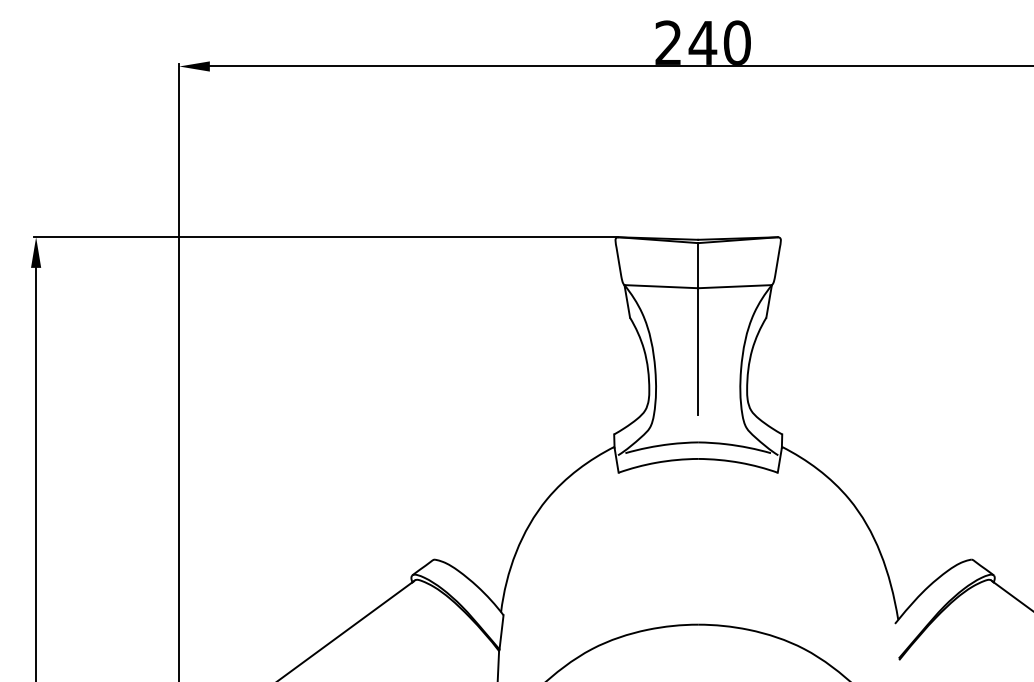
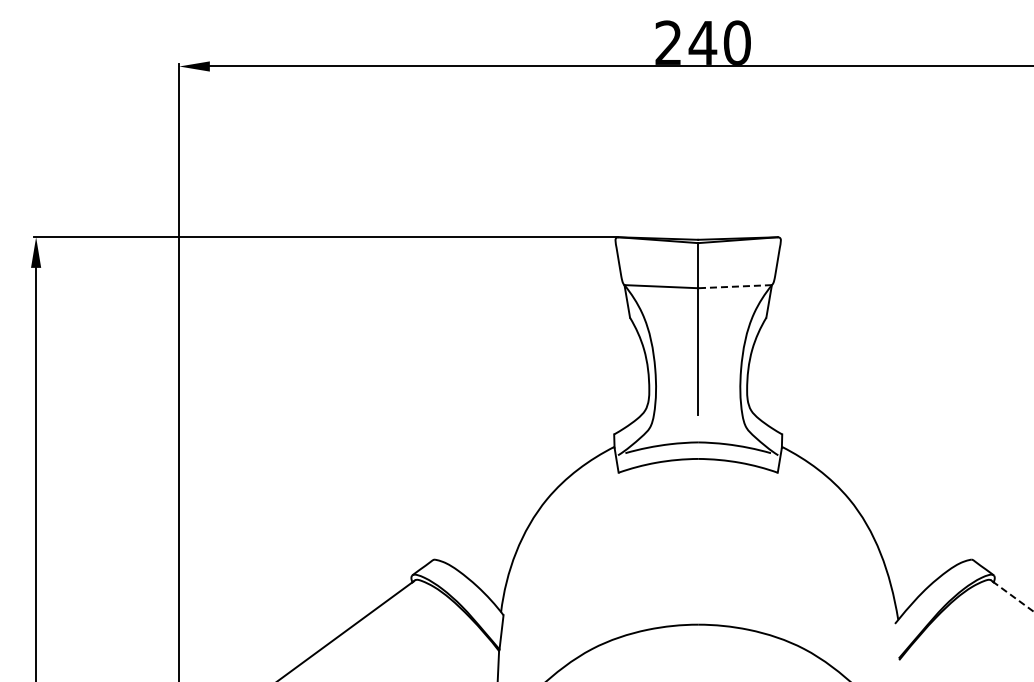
line: solid -> dashed (735, 286)
line: solid -> dashed (1013, 596)
